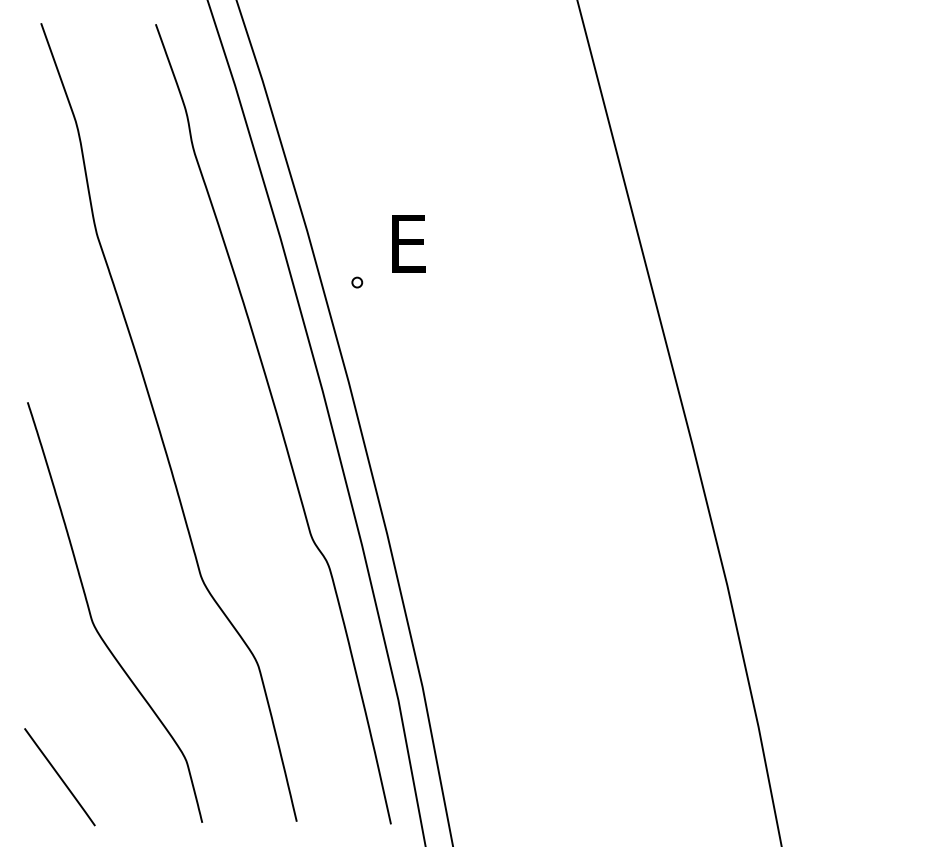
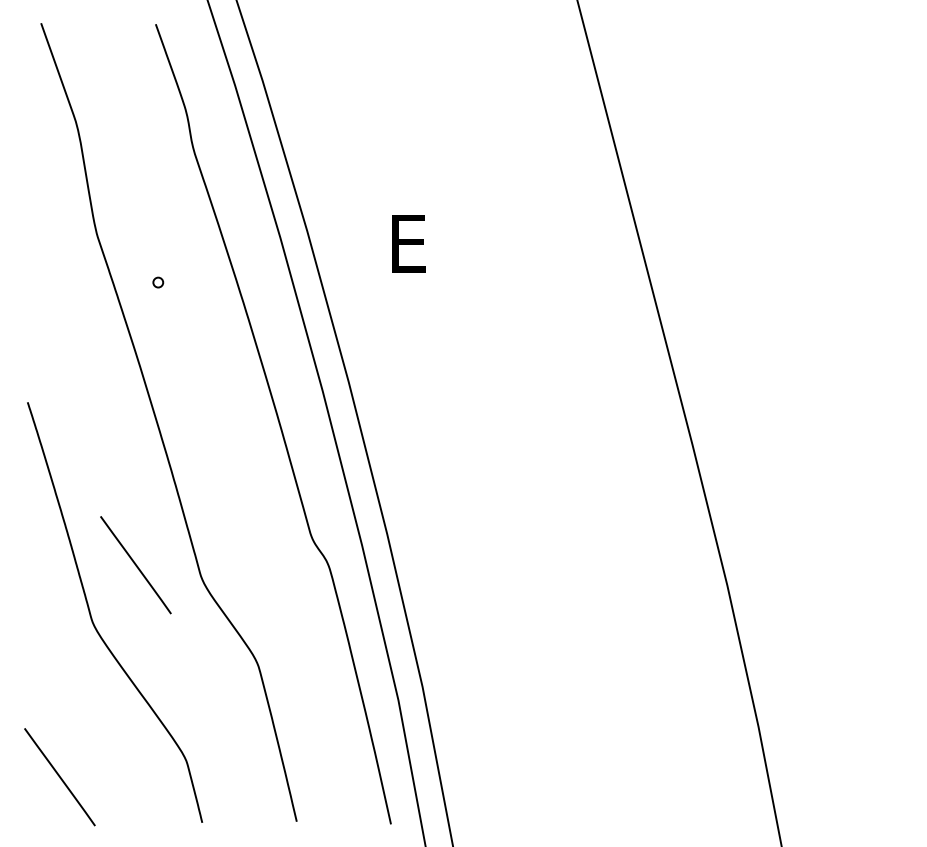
part position: (357, 282) -> (158, 282) (158, 282)
line: none -> present (135, 565)
